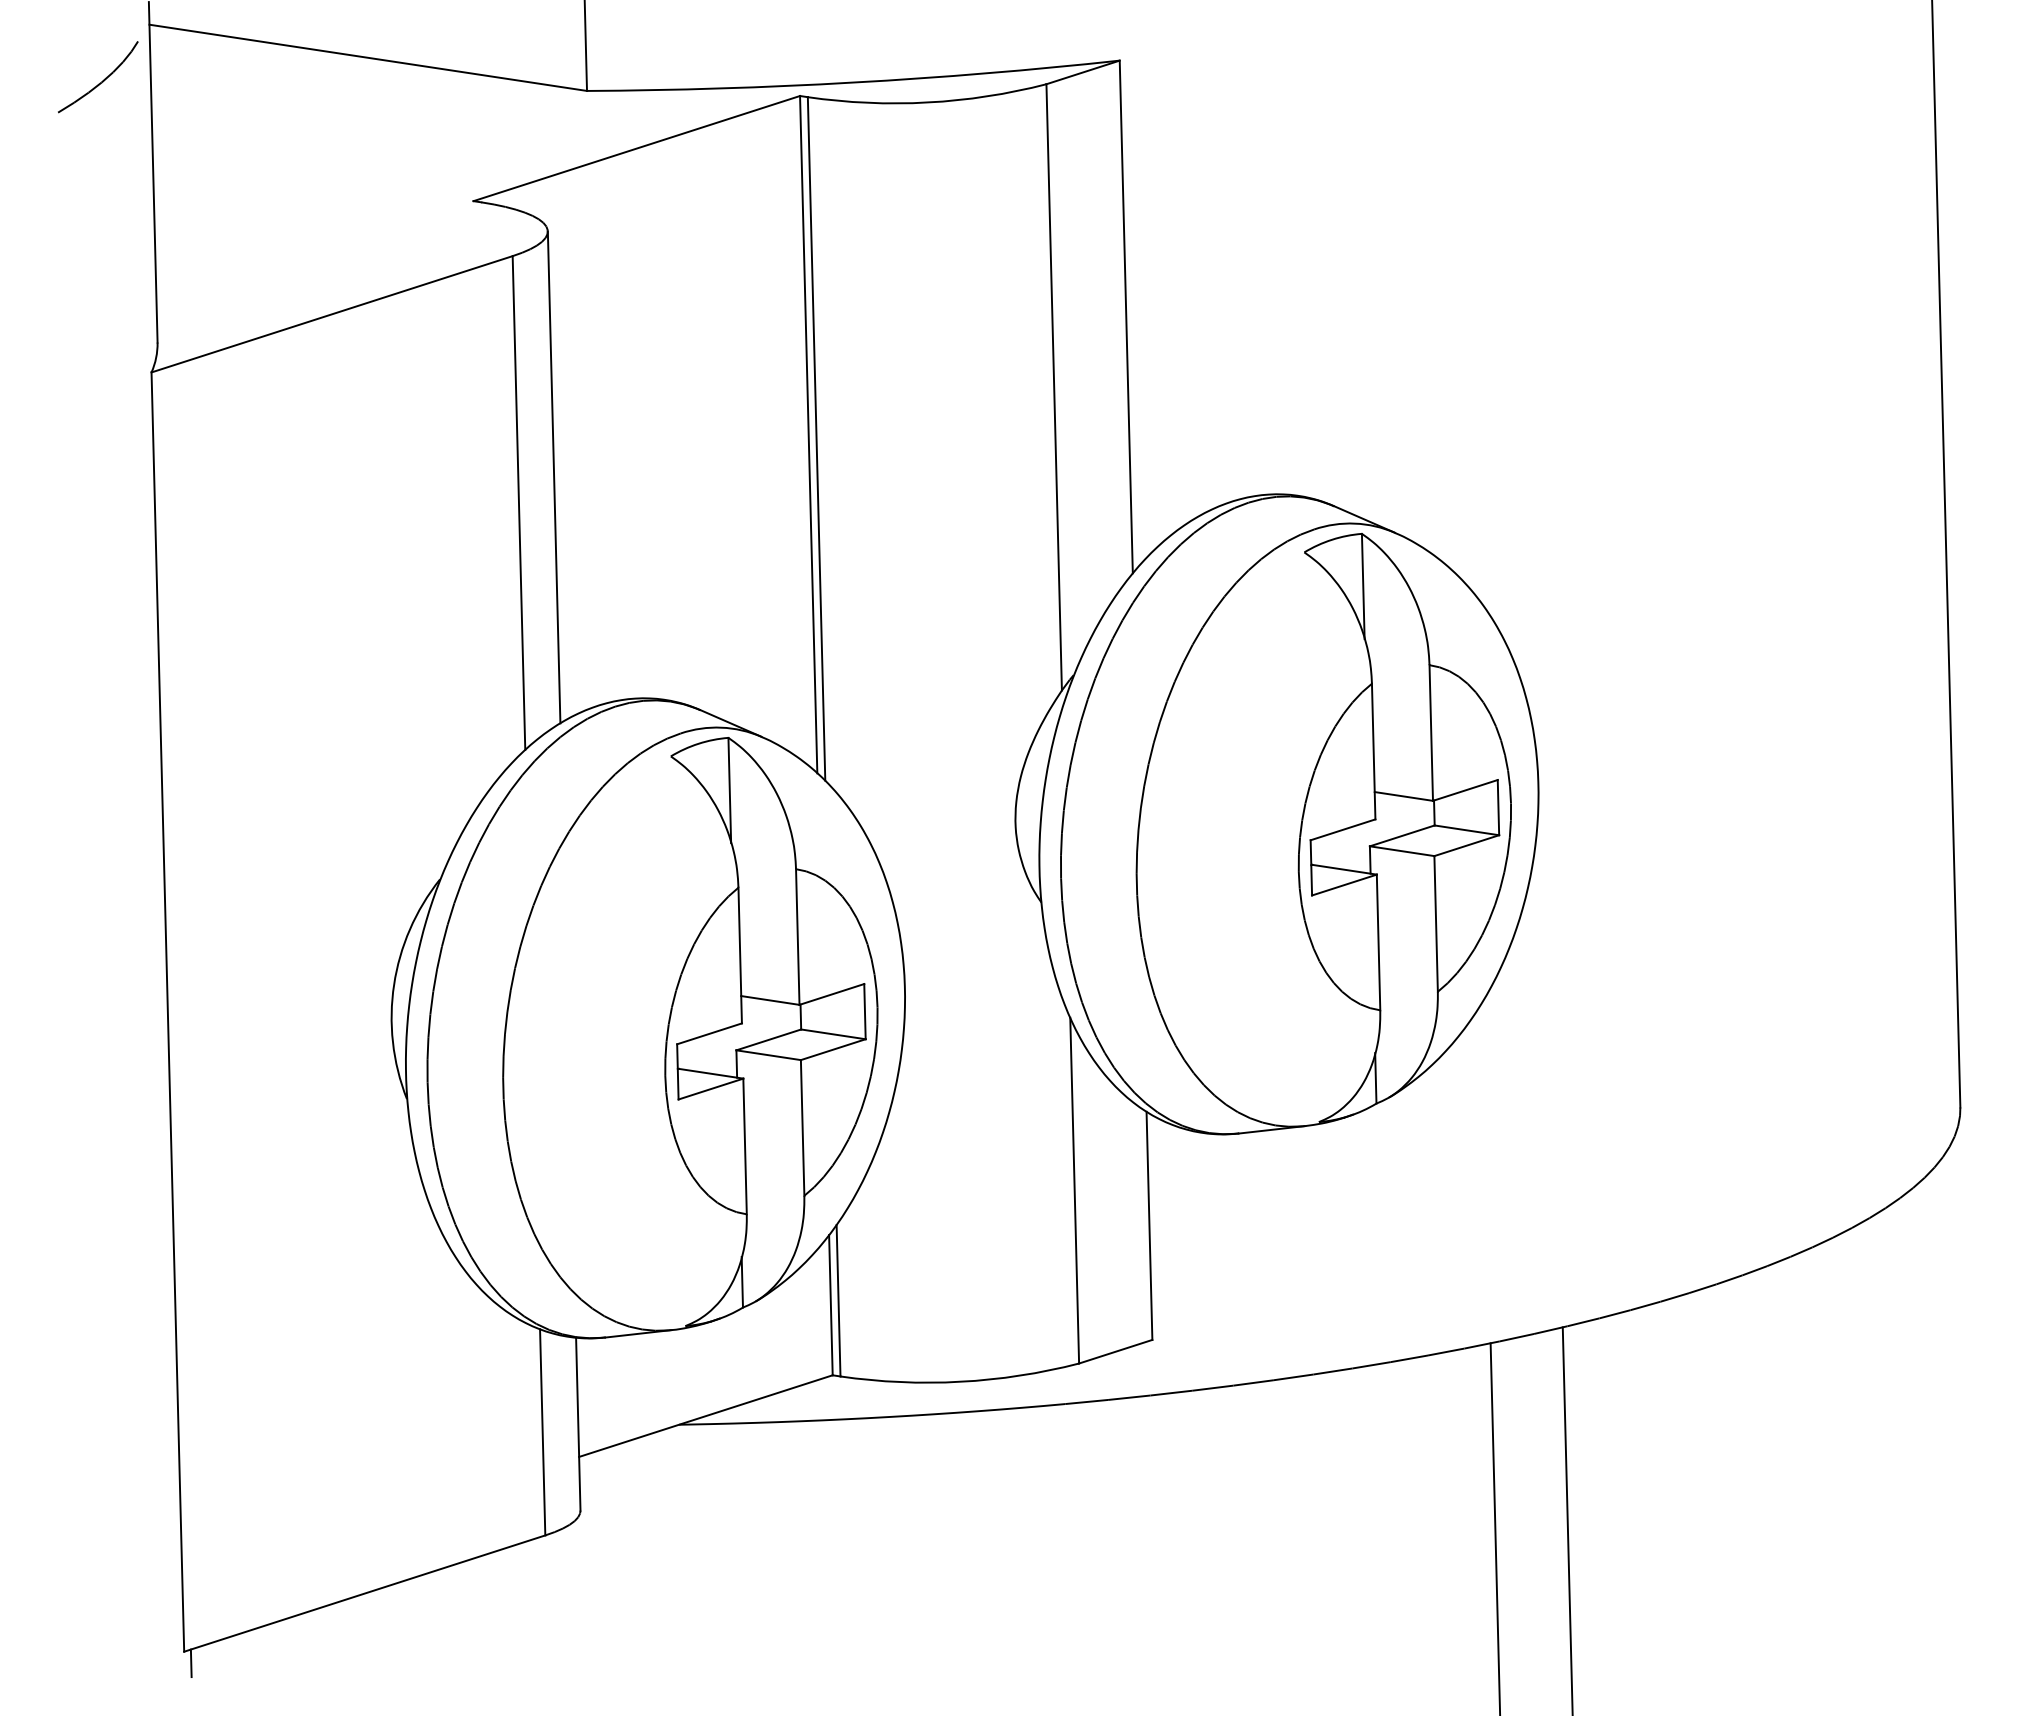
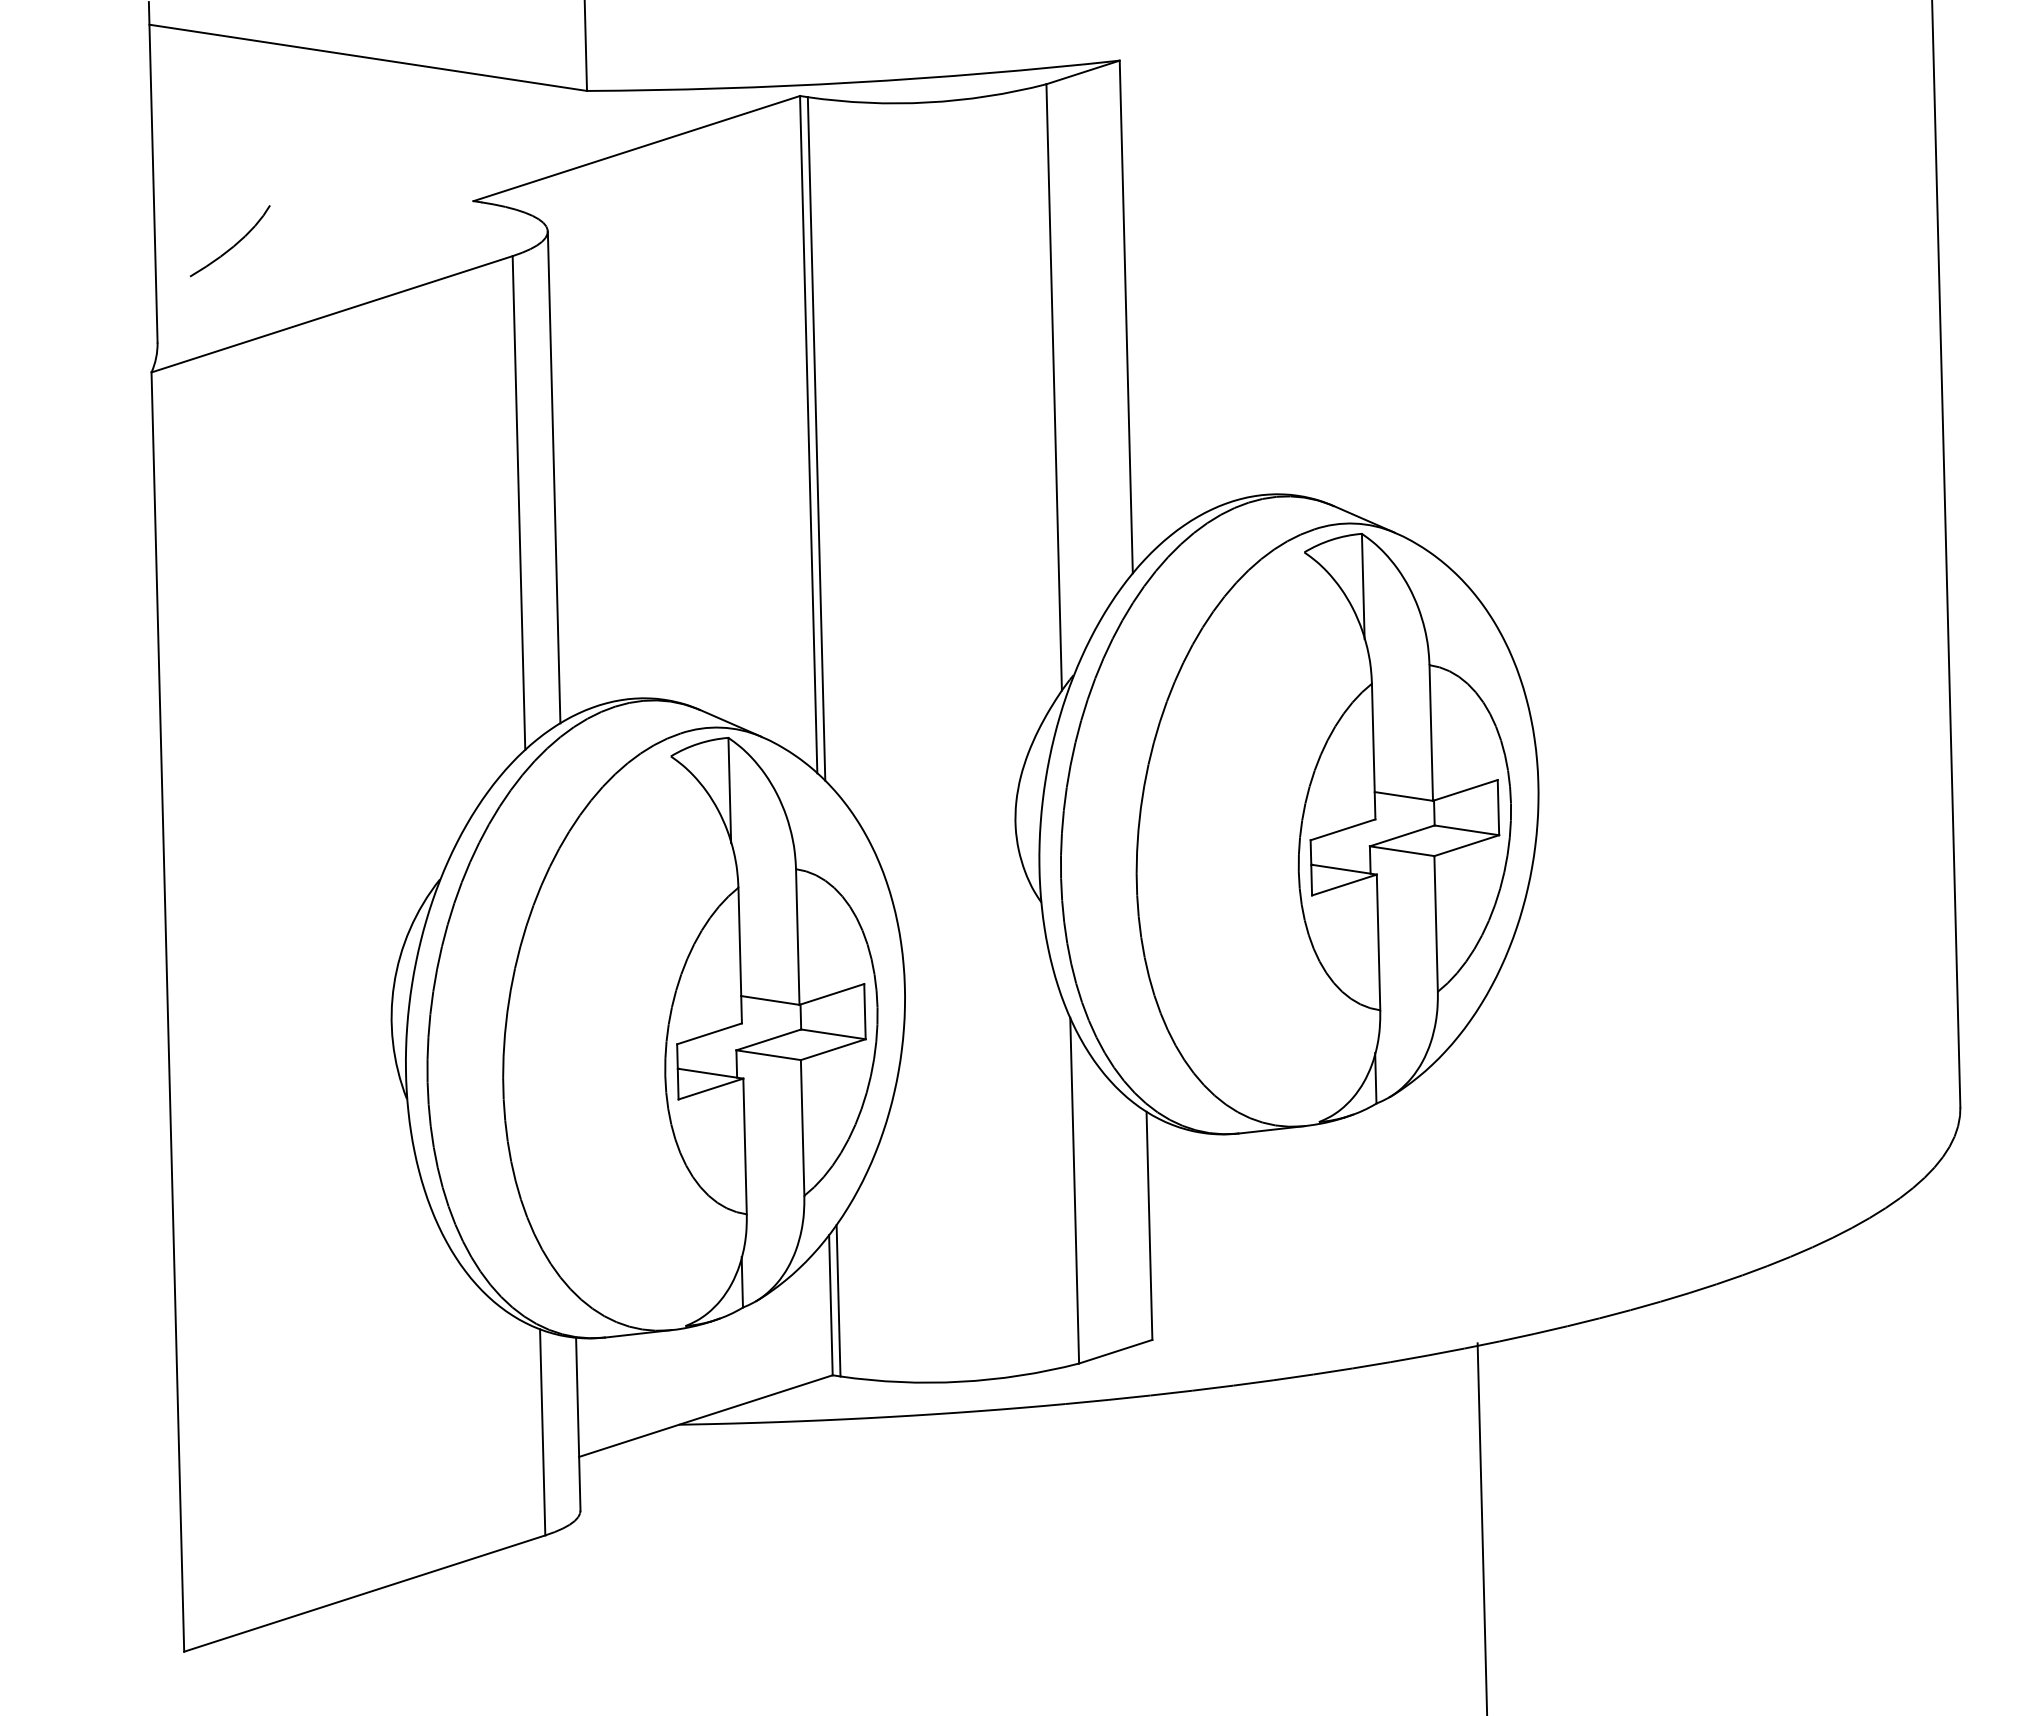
part position: (98, 77) -> (230, 241) (230, 241)
line: present -> none (1567, 1519)
line position: (1495, 1527) -> (1482, 1527) (1482, 1527)
line: present -> none (190, 1663)
